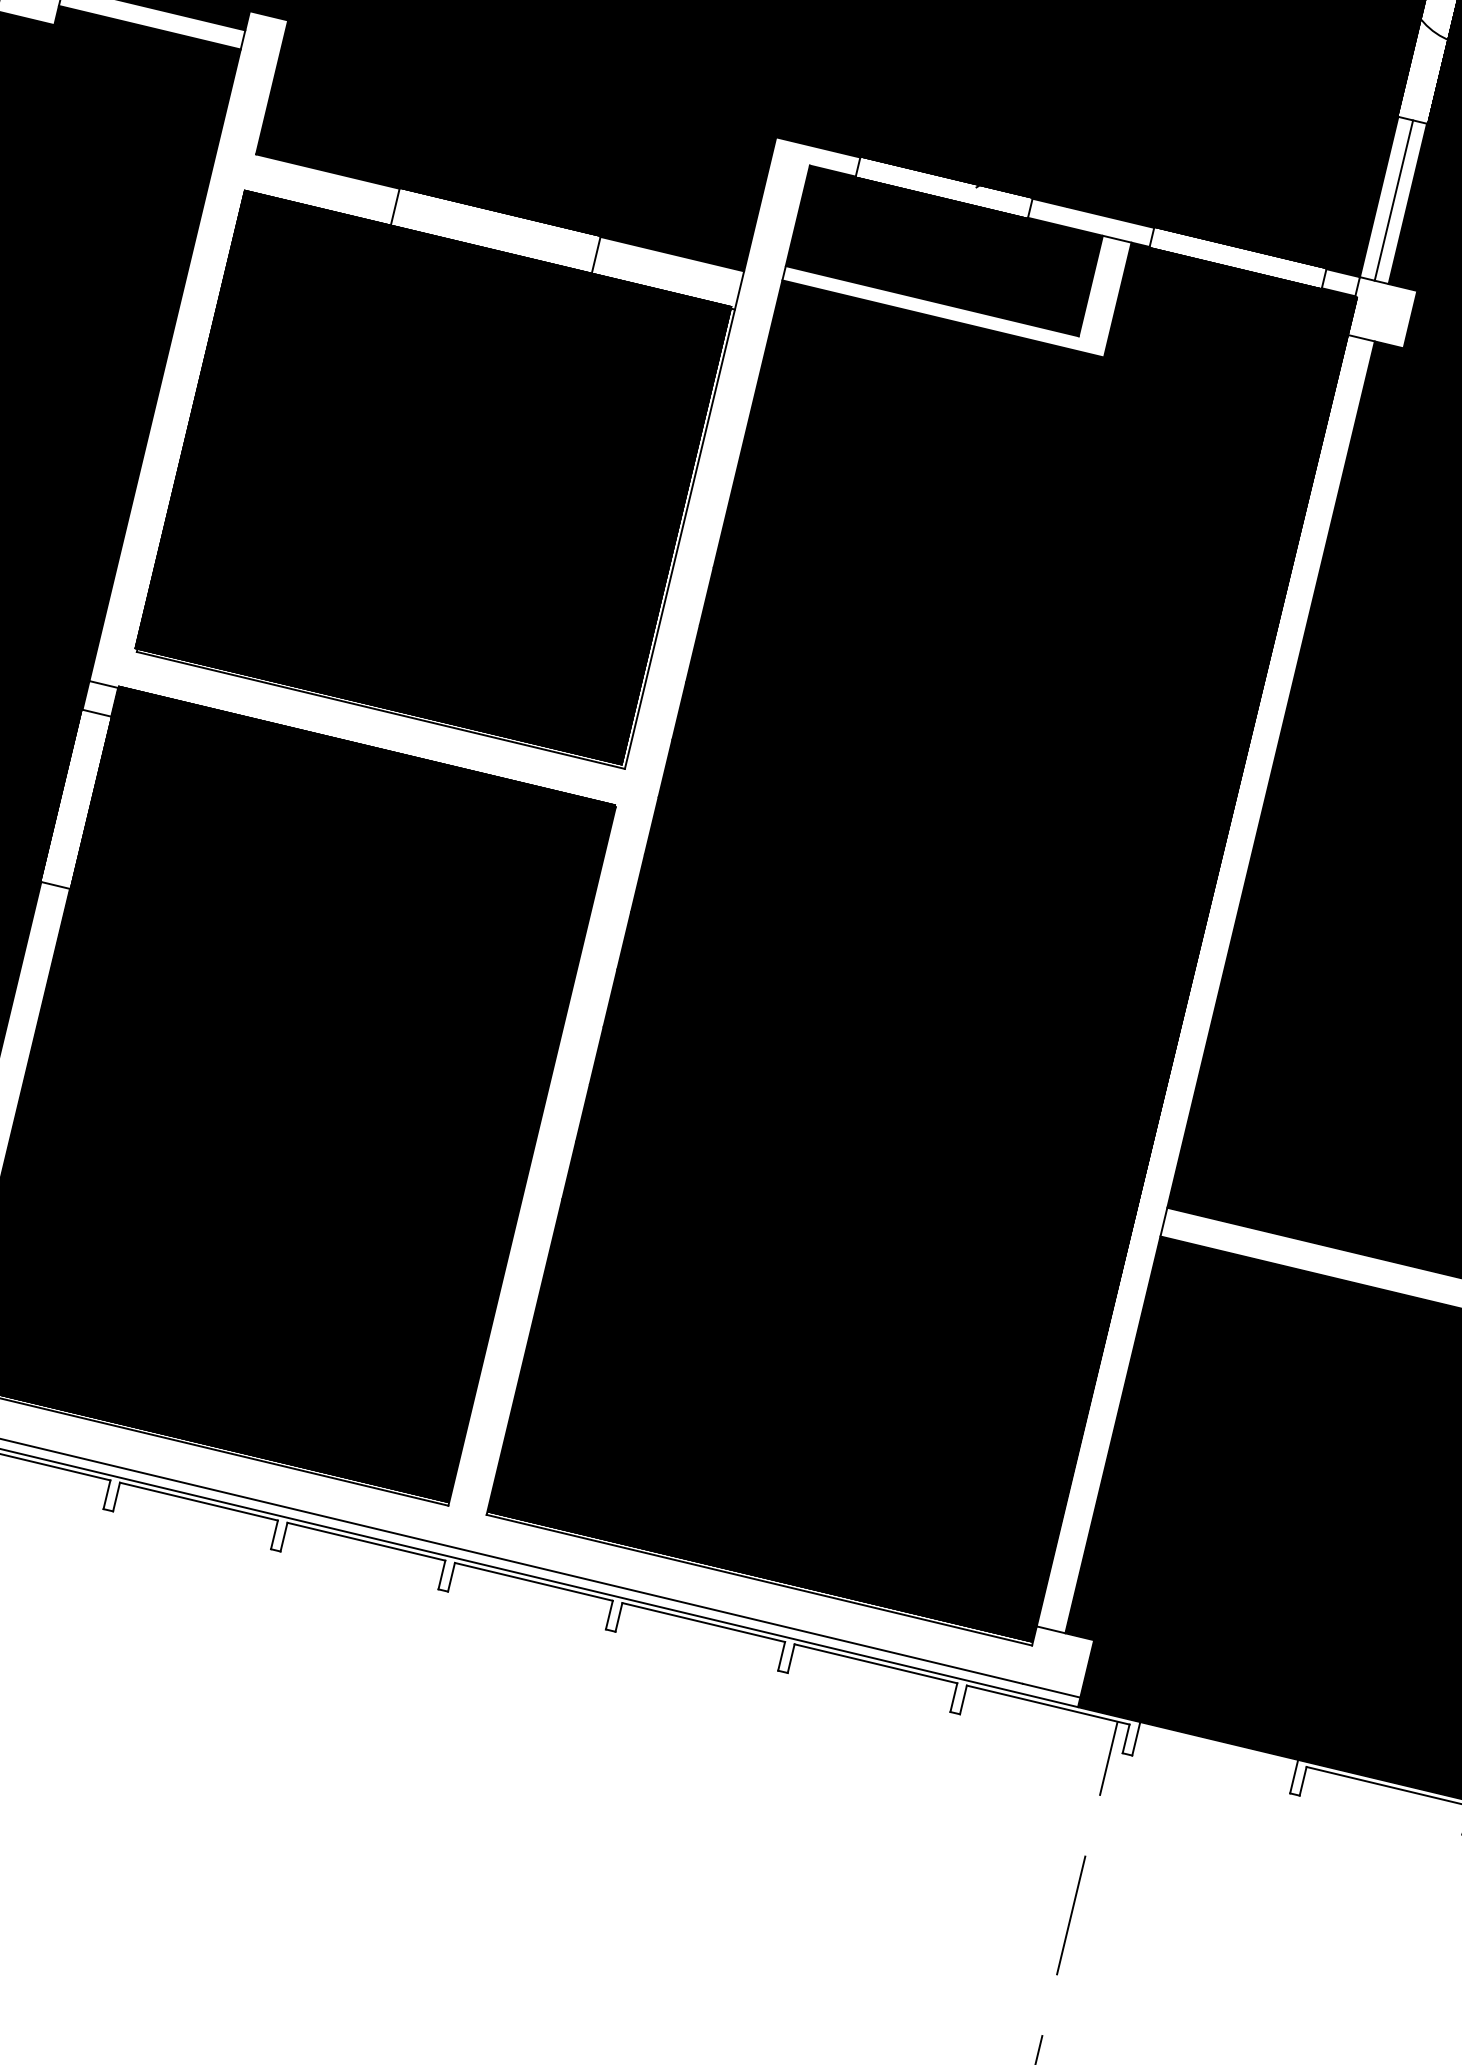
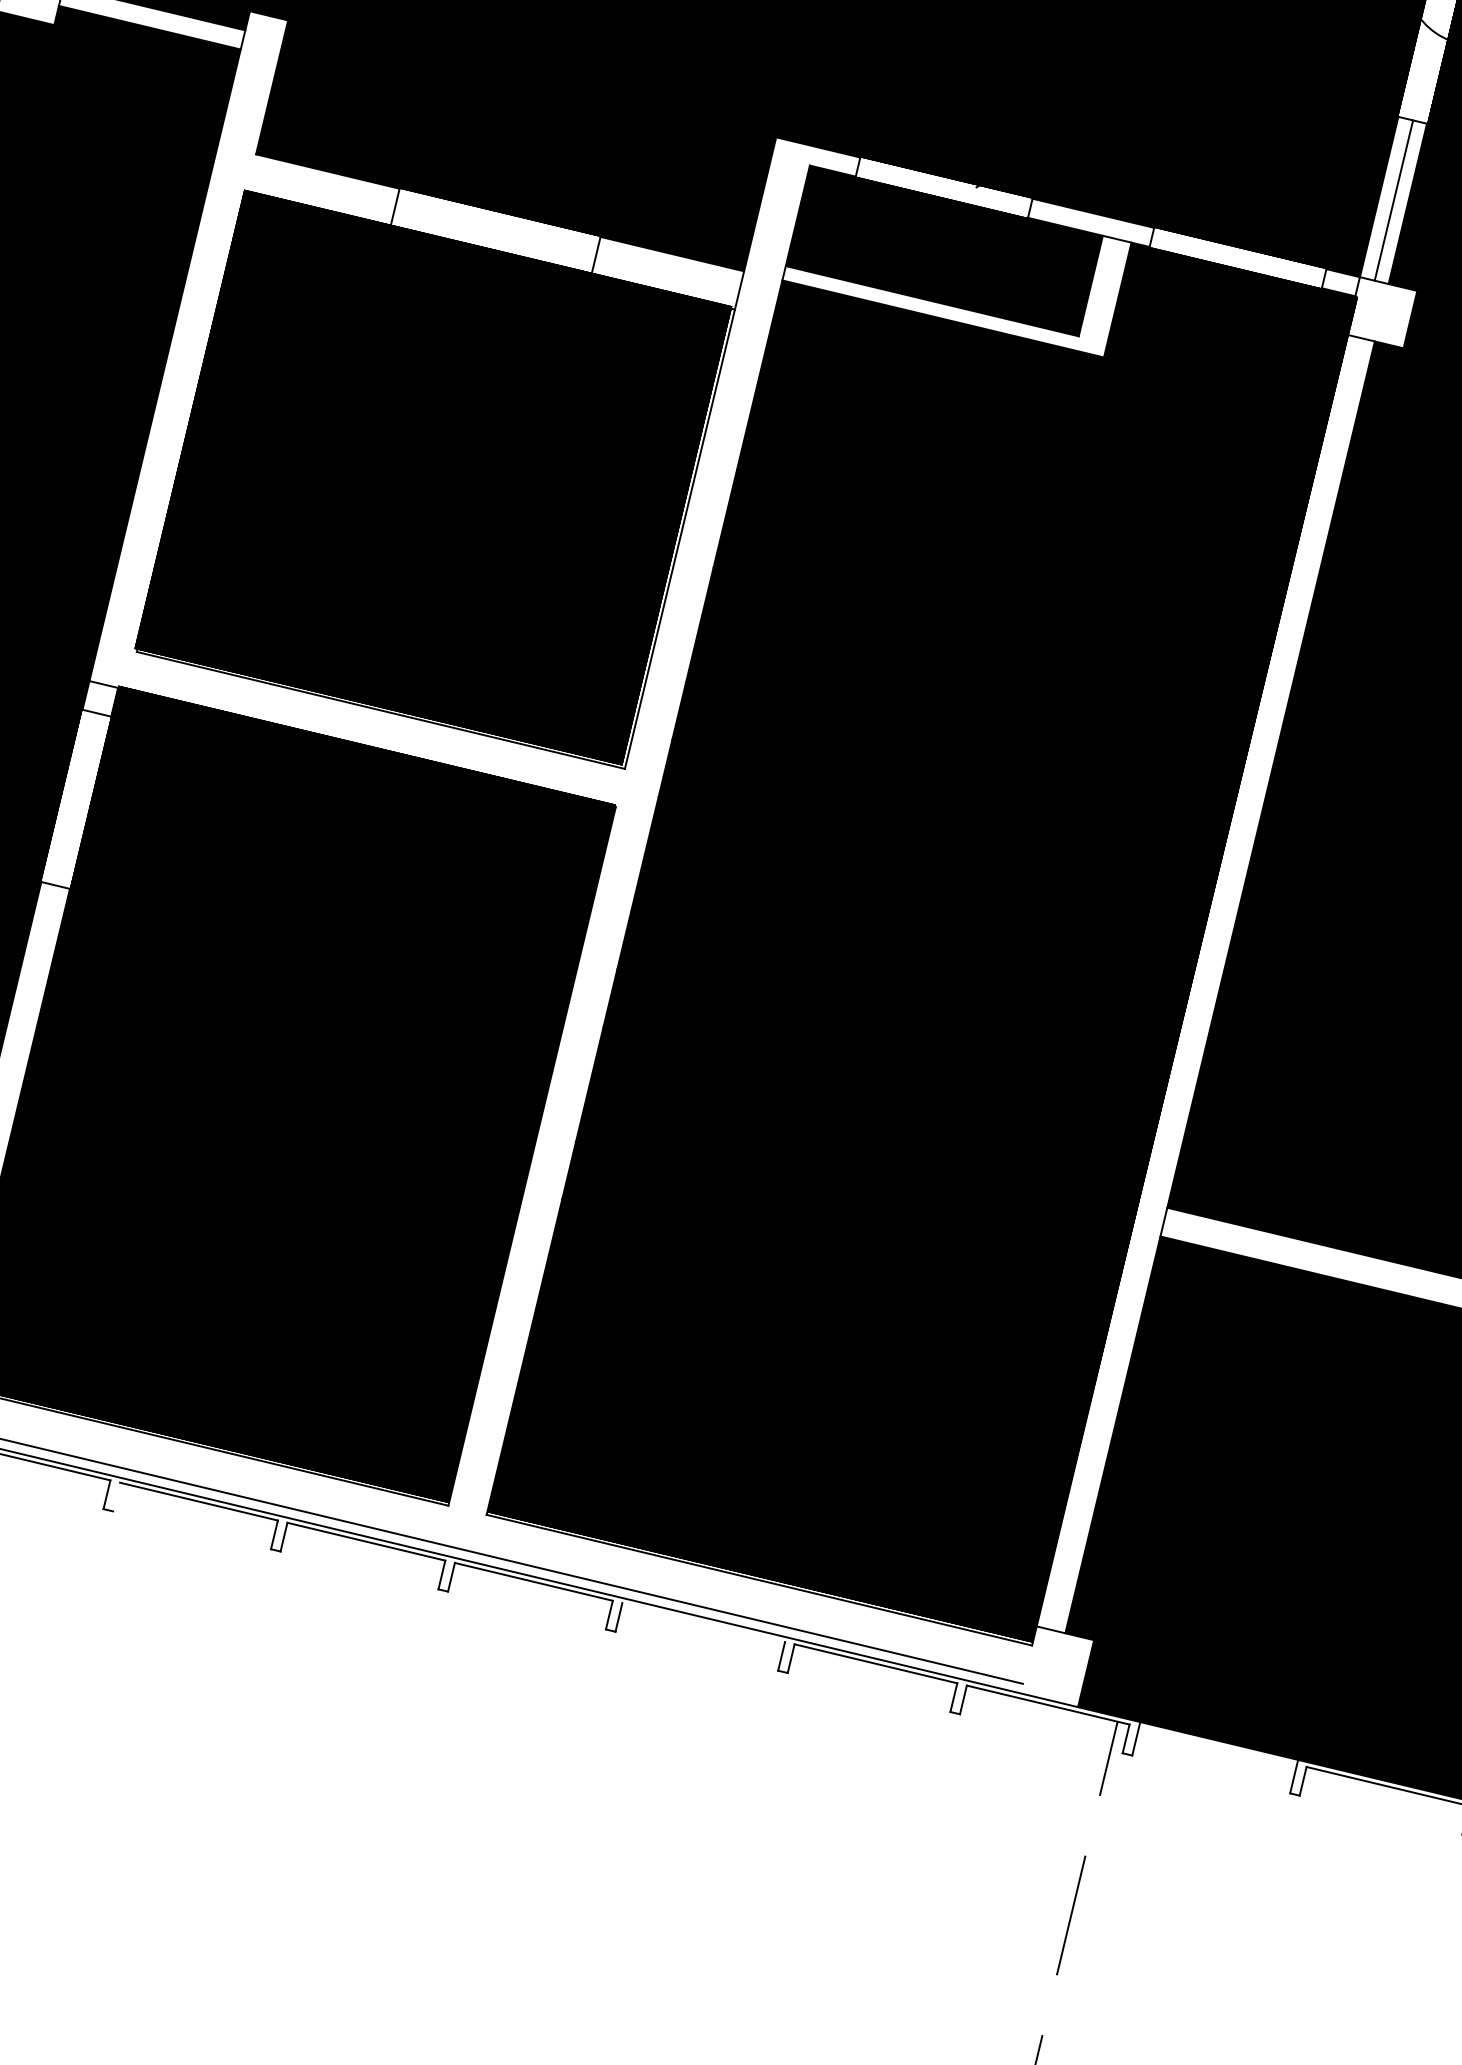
line: present -> none (116, 1496)
line: present -> none (703, 1622)
line: present -> none (1051, 1690)
